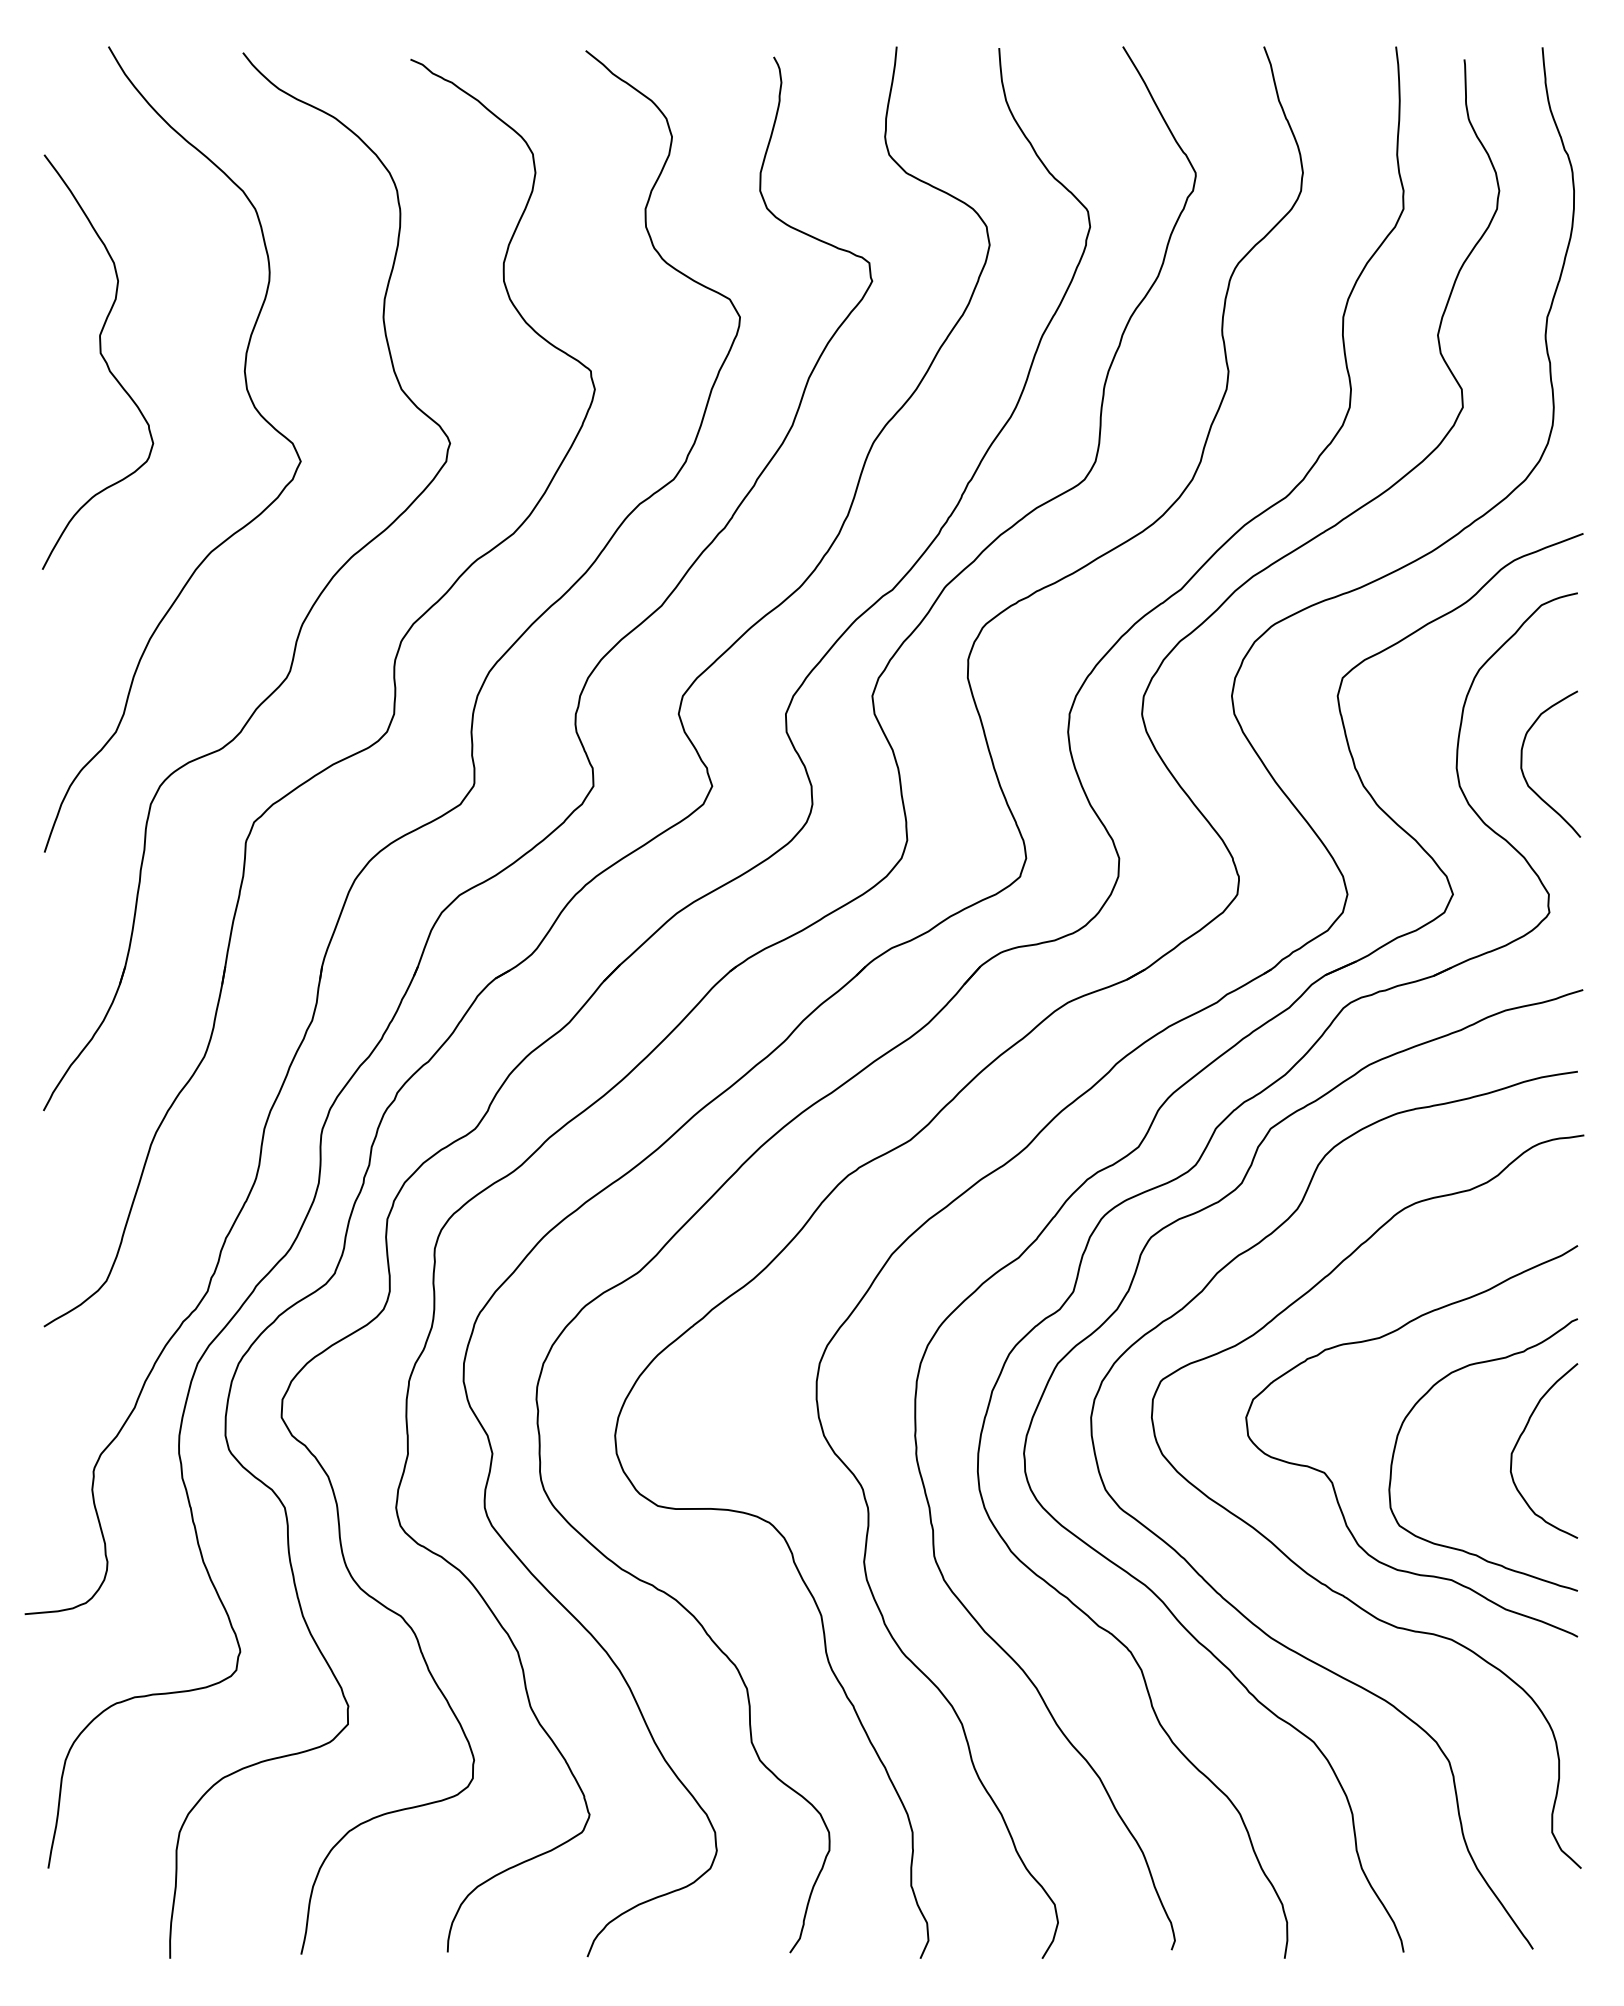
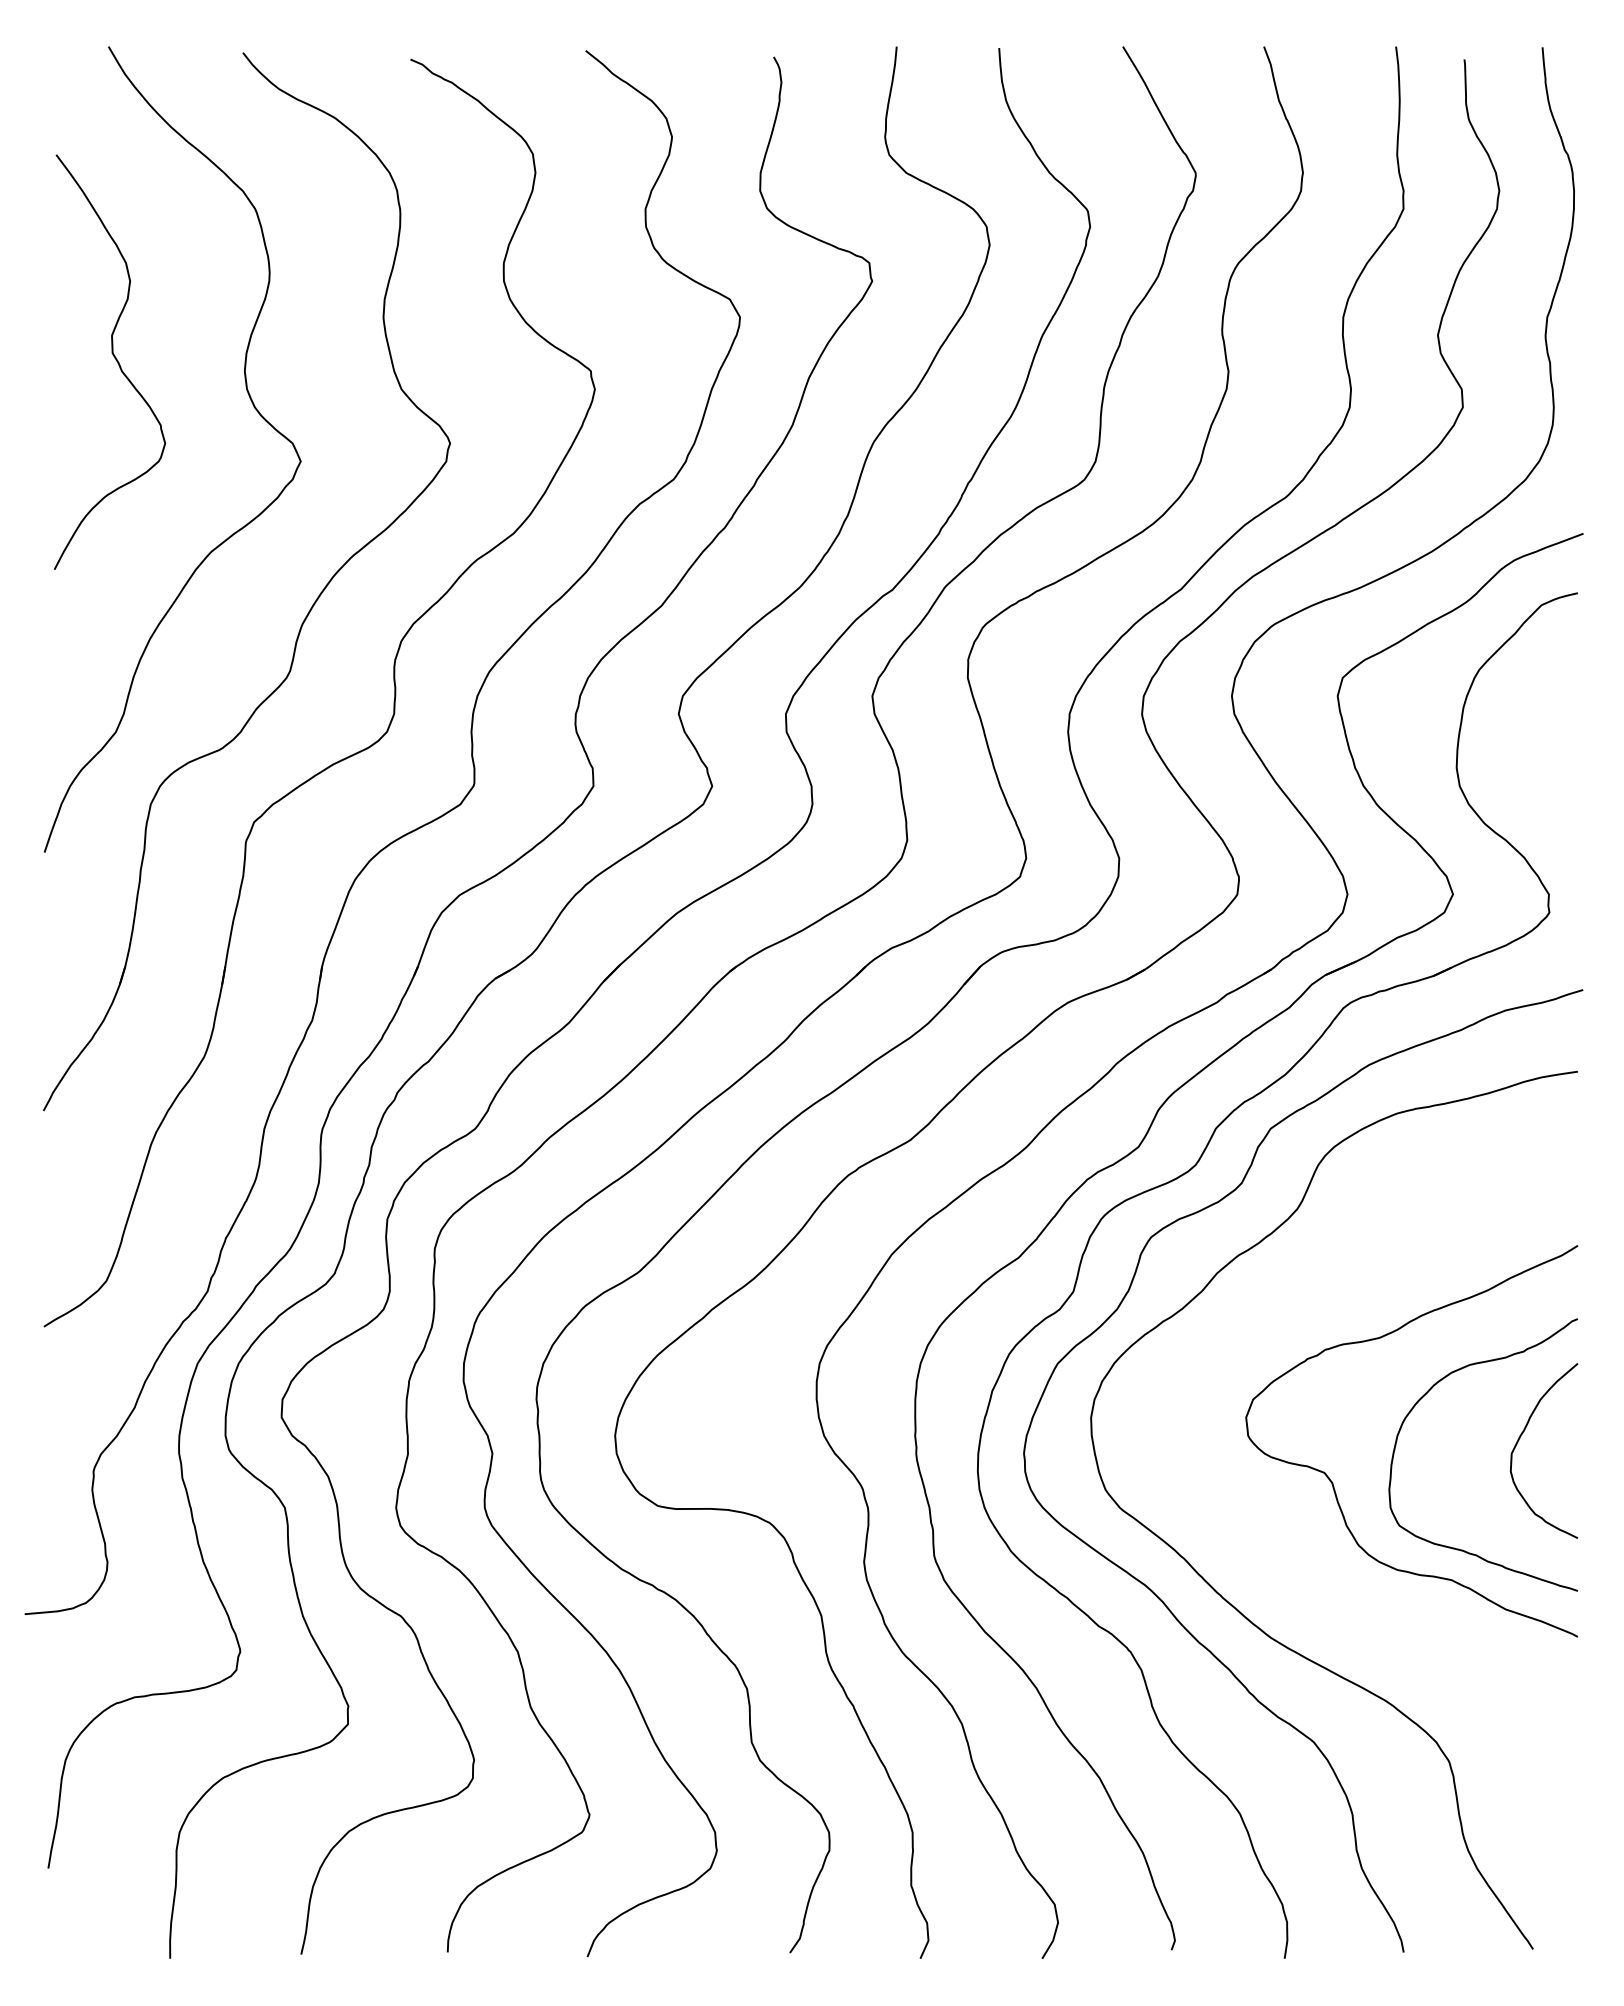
curve position: (102, 358) -> (114, 358) (114, 358)
curve: present -> none (1522, 763)
curve: present -> none (1316, 1578)
